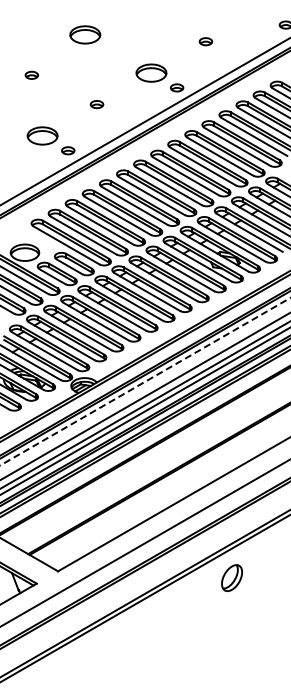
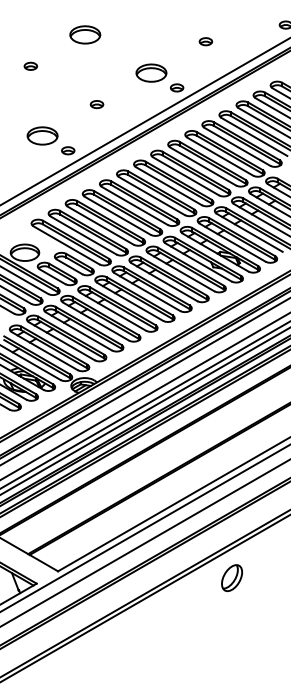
part position: (31, 74) -> (30, 65) (30, 65)
line: dashed -> solid (146, 381)
line: none -> present (144, 528)
